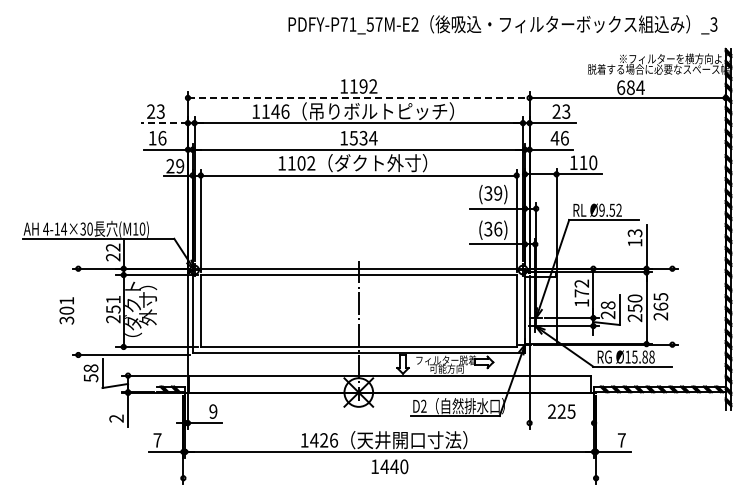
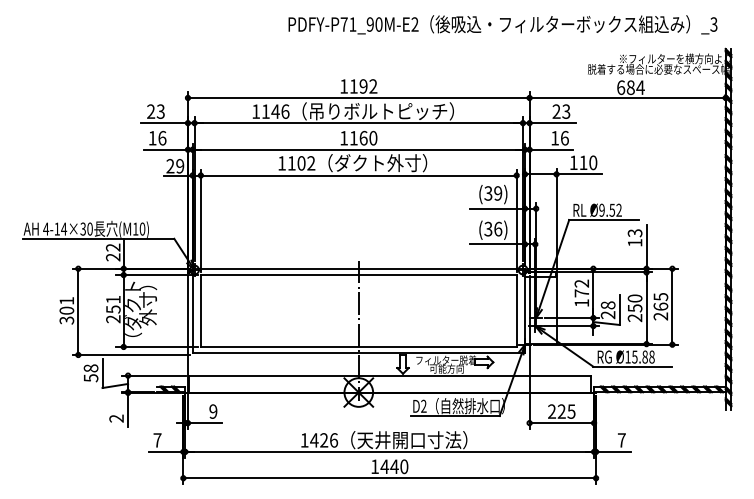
text: PDFY-P71_57M-E2 -> PDFY-P71_90M-E2 (374, 24)
line: dashed -> solid (358, 97)
line: dashed -> solid (164, 123)
text: 1534 -> 1160 (363, 137)
text: 46 -> 16 (554, 138)
line: none -> present (672, 306)
line: none -> present (78, 311)
line: none -> present (561, 423)
line: none -> present (389, 478)
